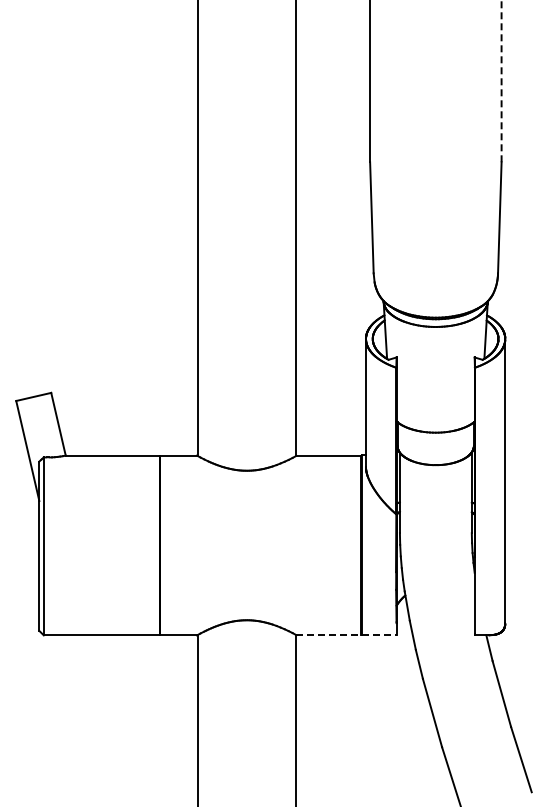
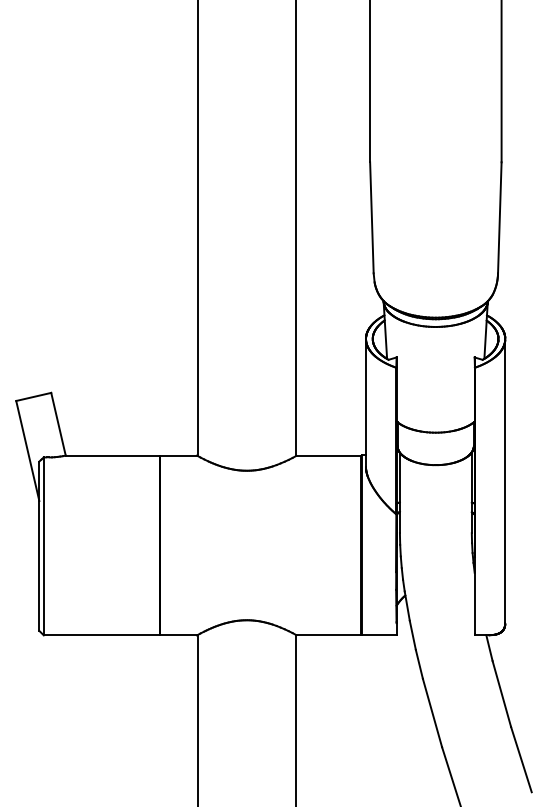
line: dashed -> solid (501, 81)
line: dashed -> solid (347, 635)
